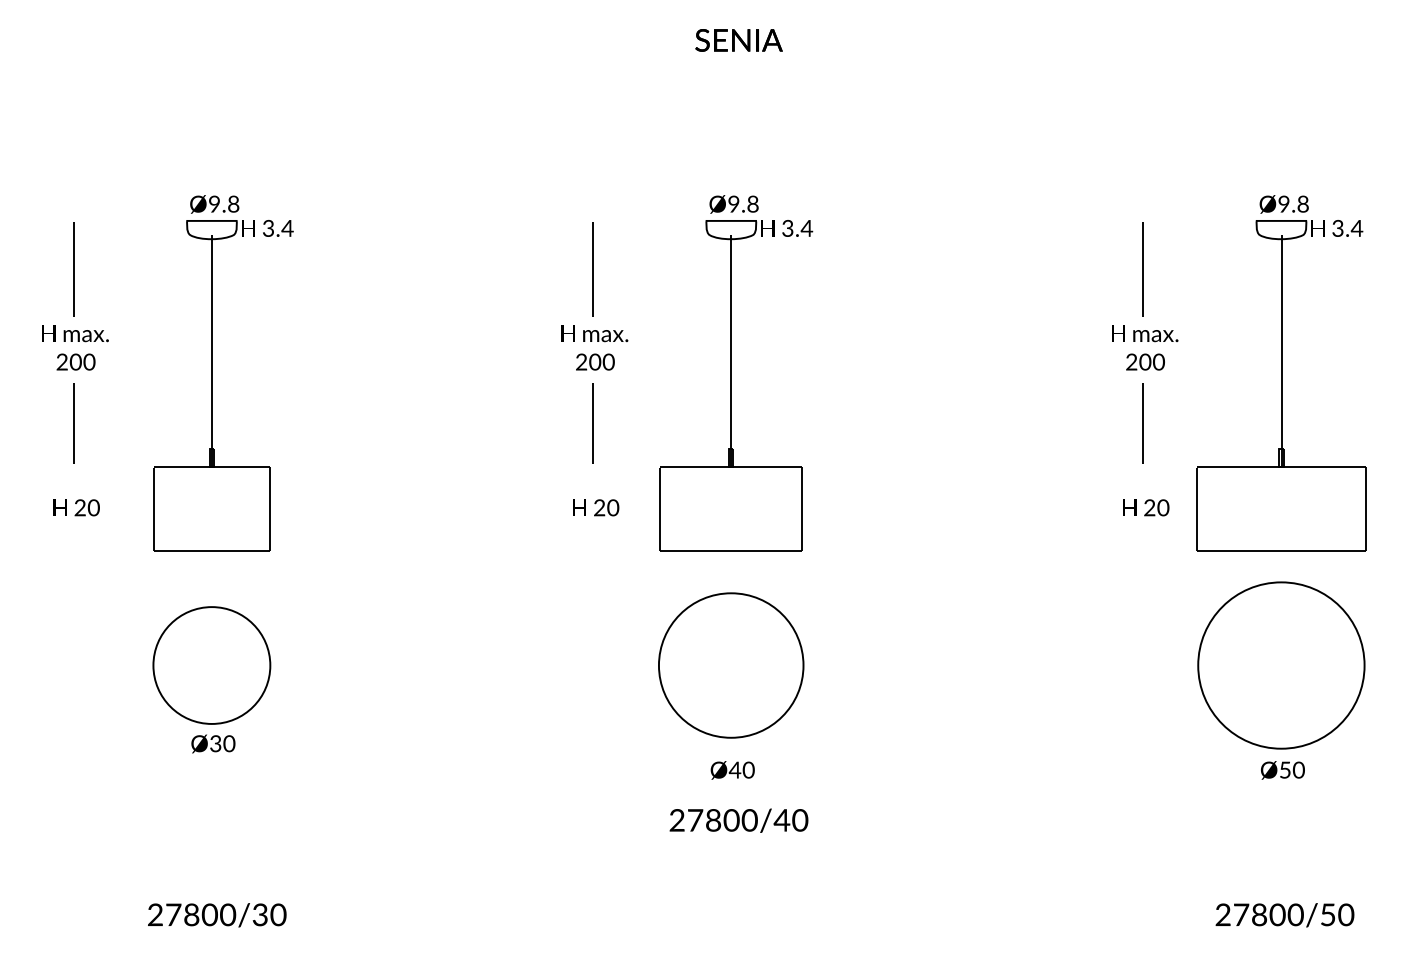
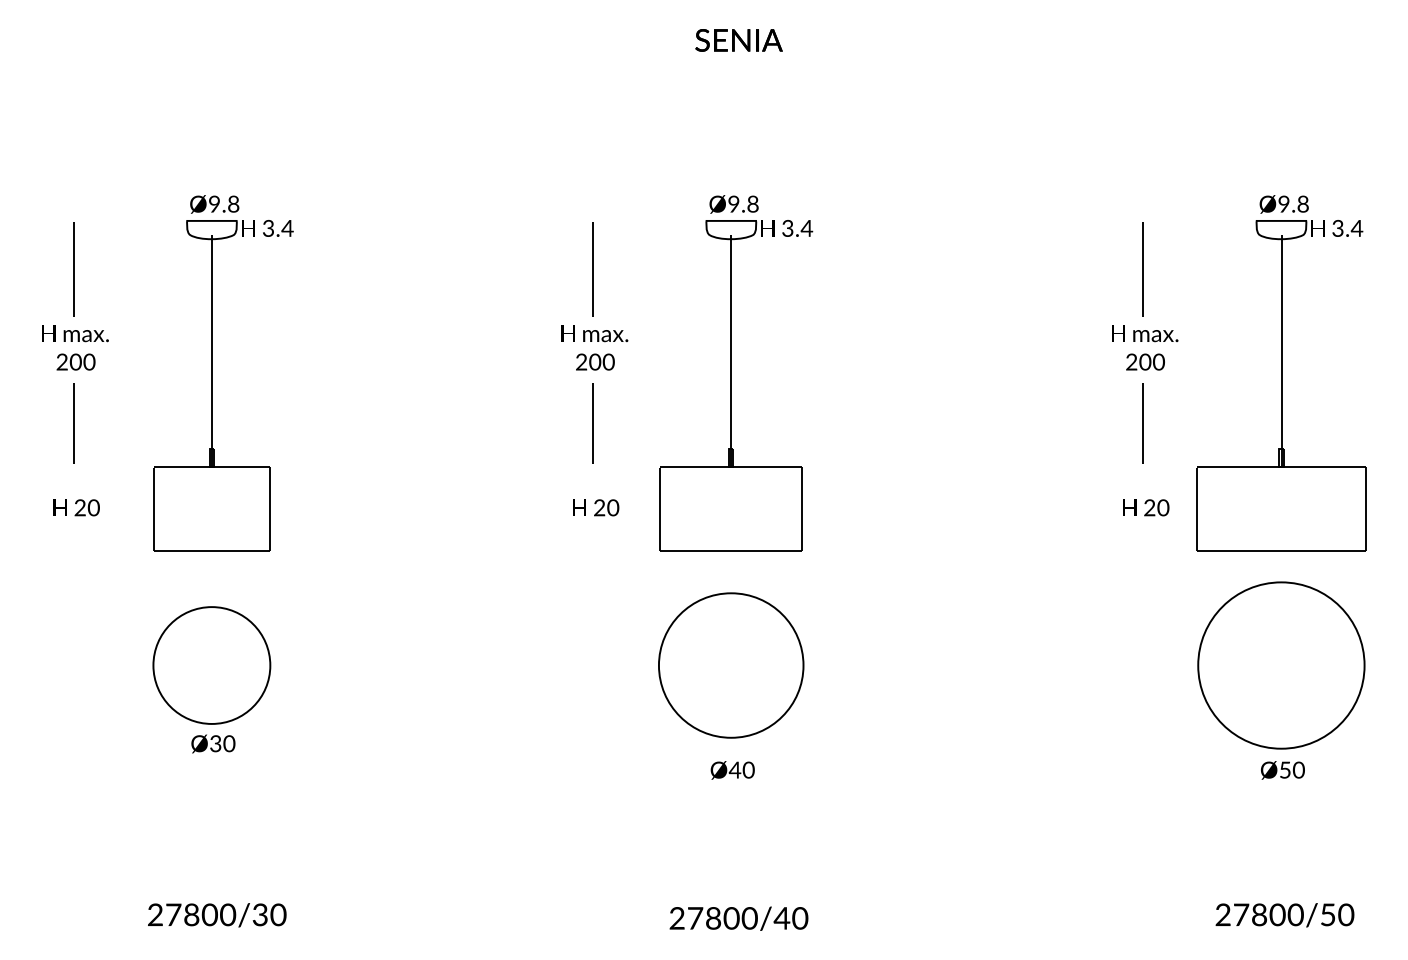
text position: (738, 820) -> (738, 918) (738, 918)
